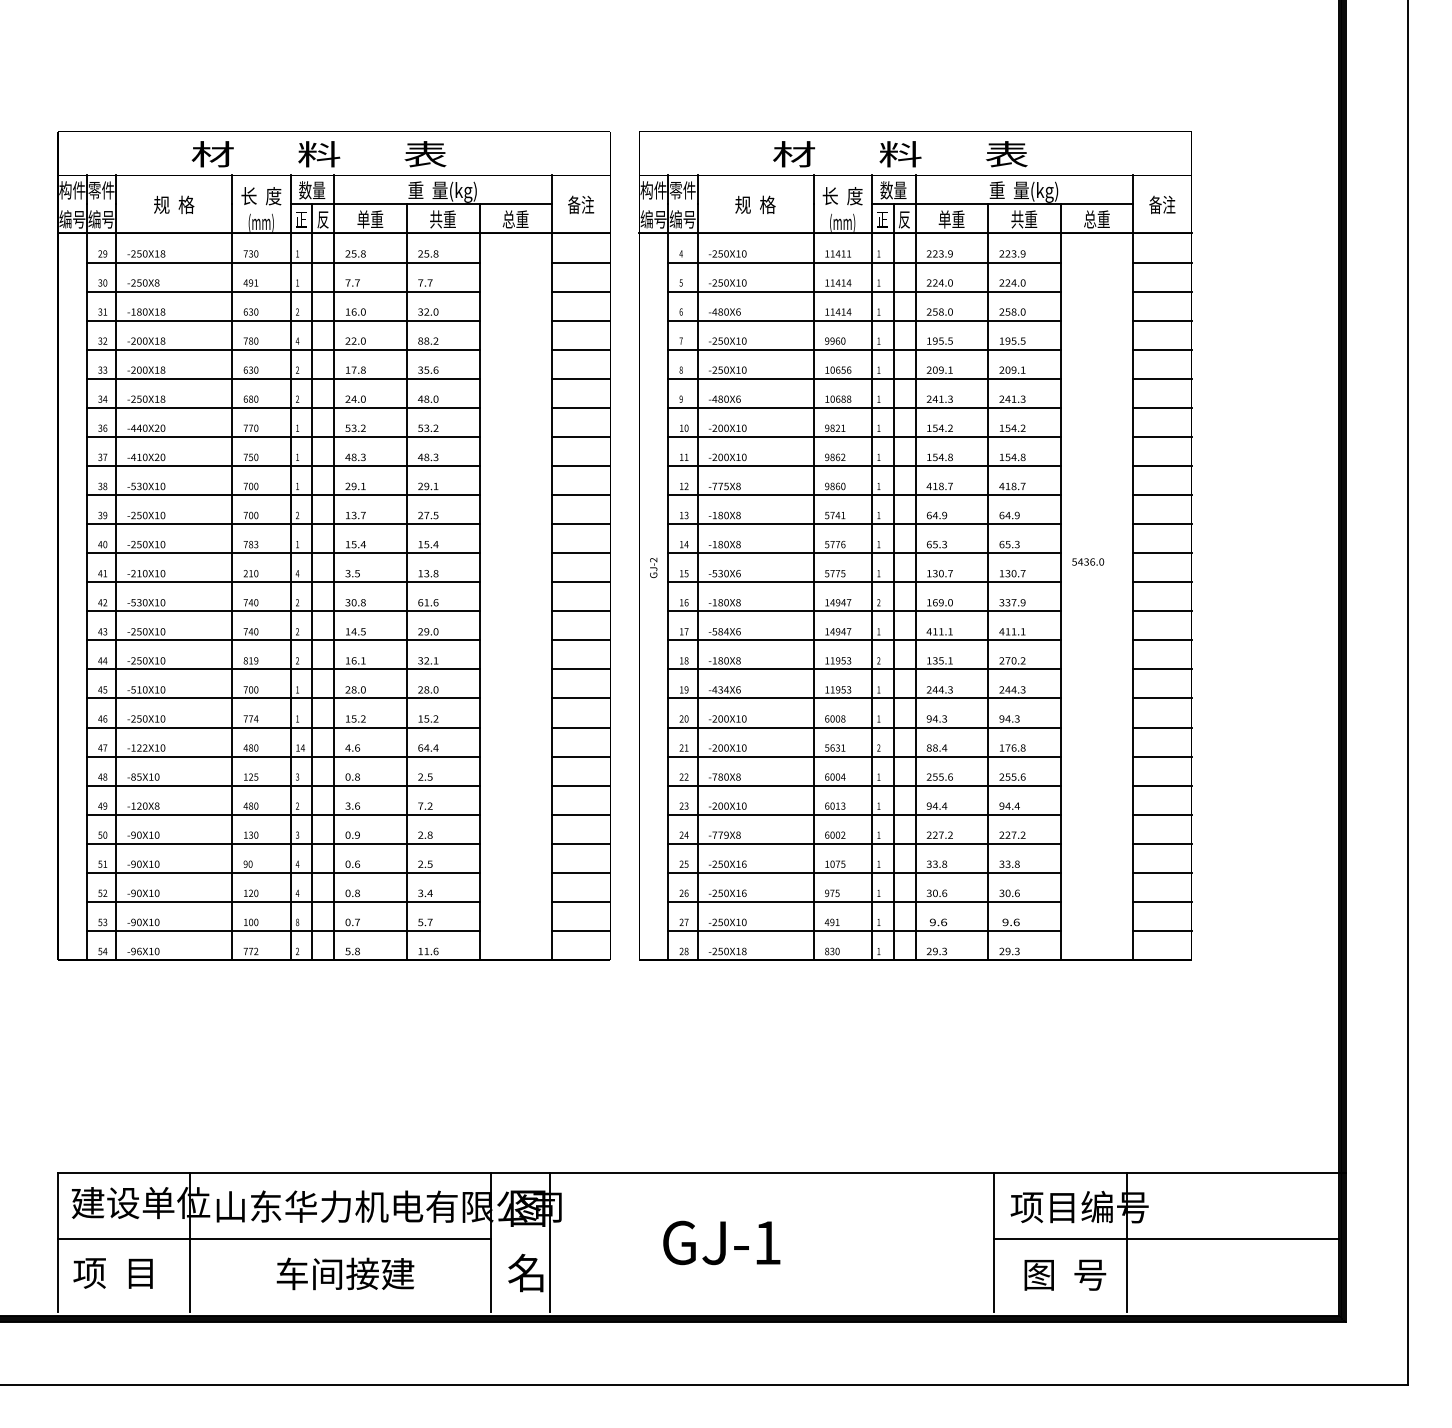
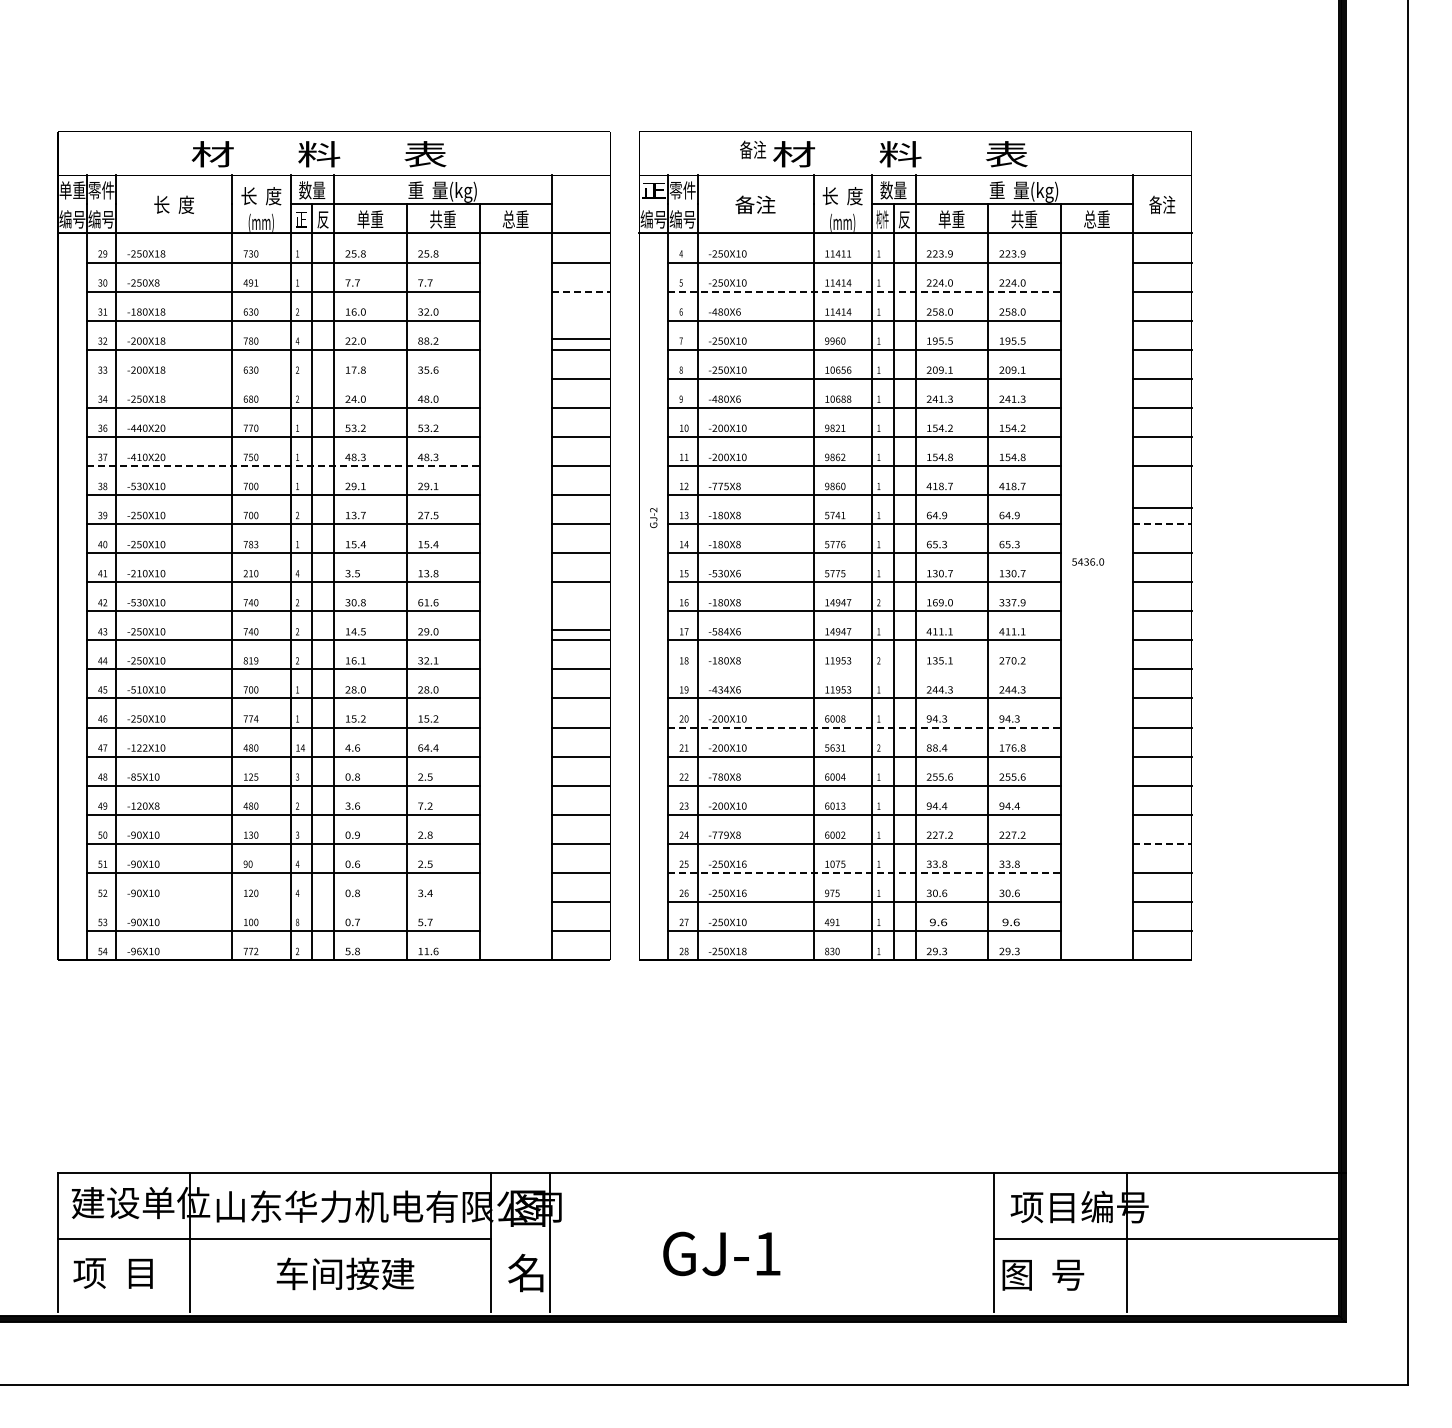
text: 构件 -> 单重 (72, 190)
text: 构件 -> 正 (653, 190)
text: 规  格 -> 长  度 (174, 204)
text position: (581, 204) -> (753, 149) (753, 149)
text: 规  格 -> 备注 (755, 204)
text: 正 -> 构件 (882, 219)
line: solid -> dashed (581, 291)
line: solid -> dashed (865, 291)
line position: (581, 320) -> (581, 338) (581, 338)
line: present -> none (283, 378)
line: solid -> dashed (283, 465)
line position: (1162, 495) -> (1162, 508) (1162, 508)
line: solid -> dashed (1163, 524)
text position: (653, 568) -> (653, 518) (653, 518)
line position: (581, 611) -> (581, 630) (581, 630)
line: present -> none (864, 669)
line: solid -> dashed (865, 727)
line: solid -> dashed (1163, 843)
line: solid -> dashed (865, 872)
line: present -> none (283, 901)
text position: (721, 1242) -> (721, 1253) (721, 1253)
text position: (1065, 1274) -> (1043, 1274) (1043, 1274)
